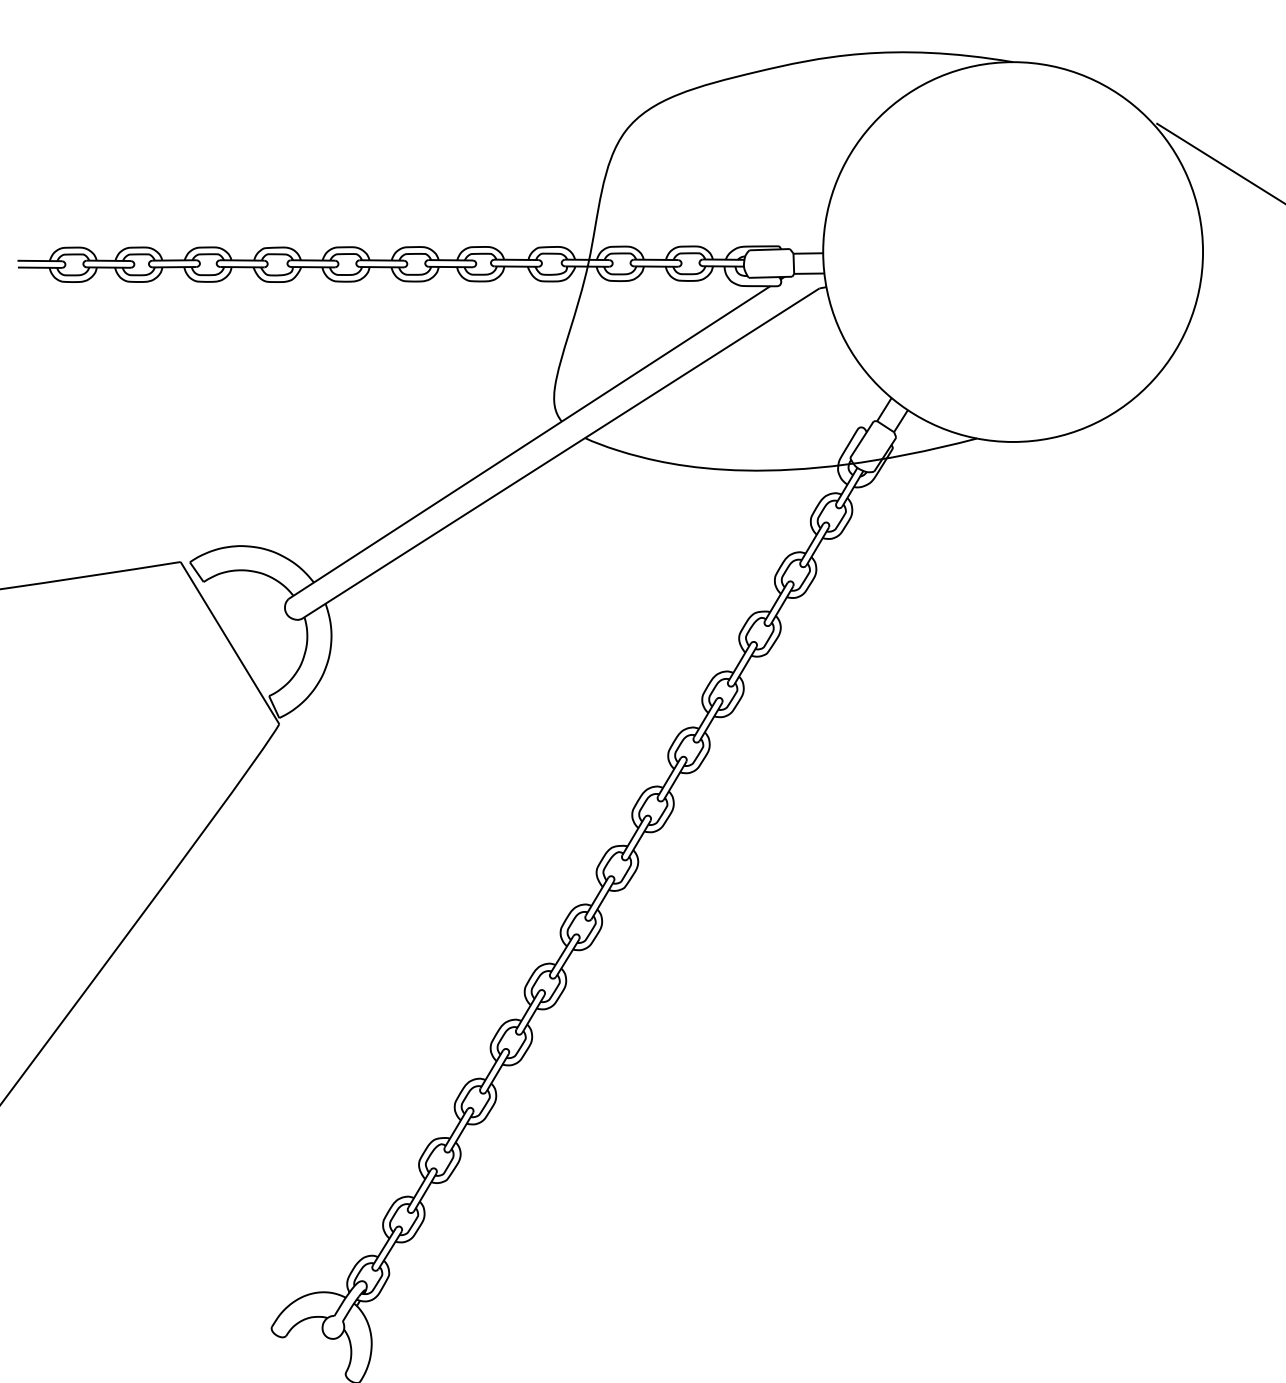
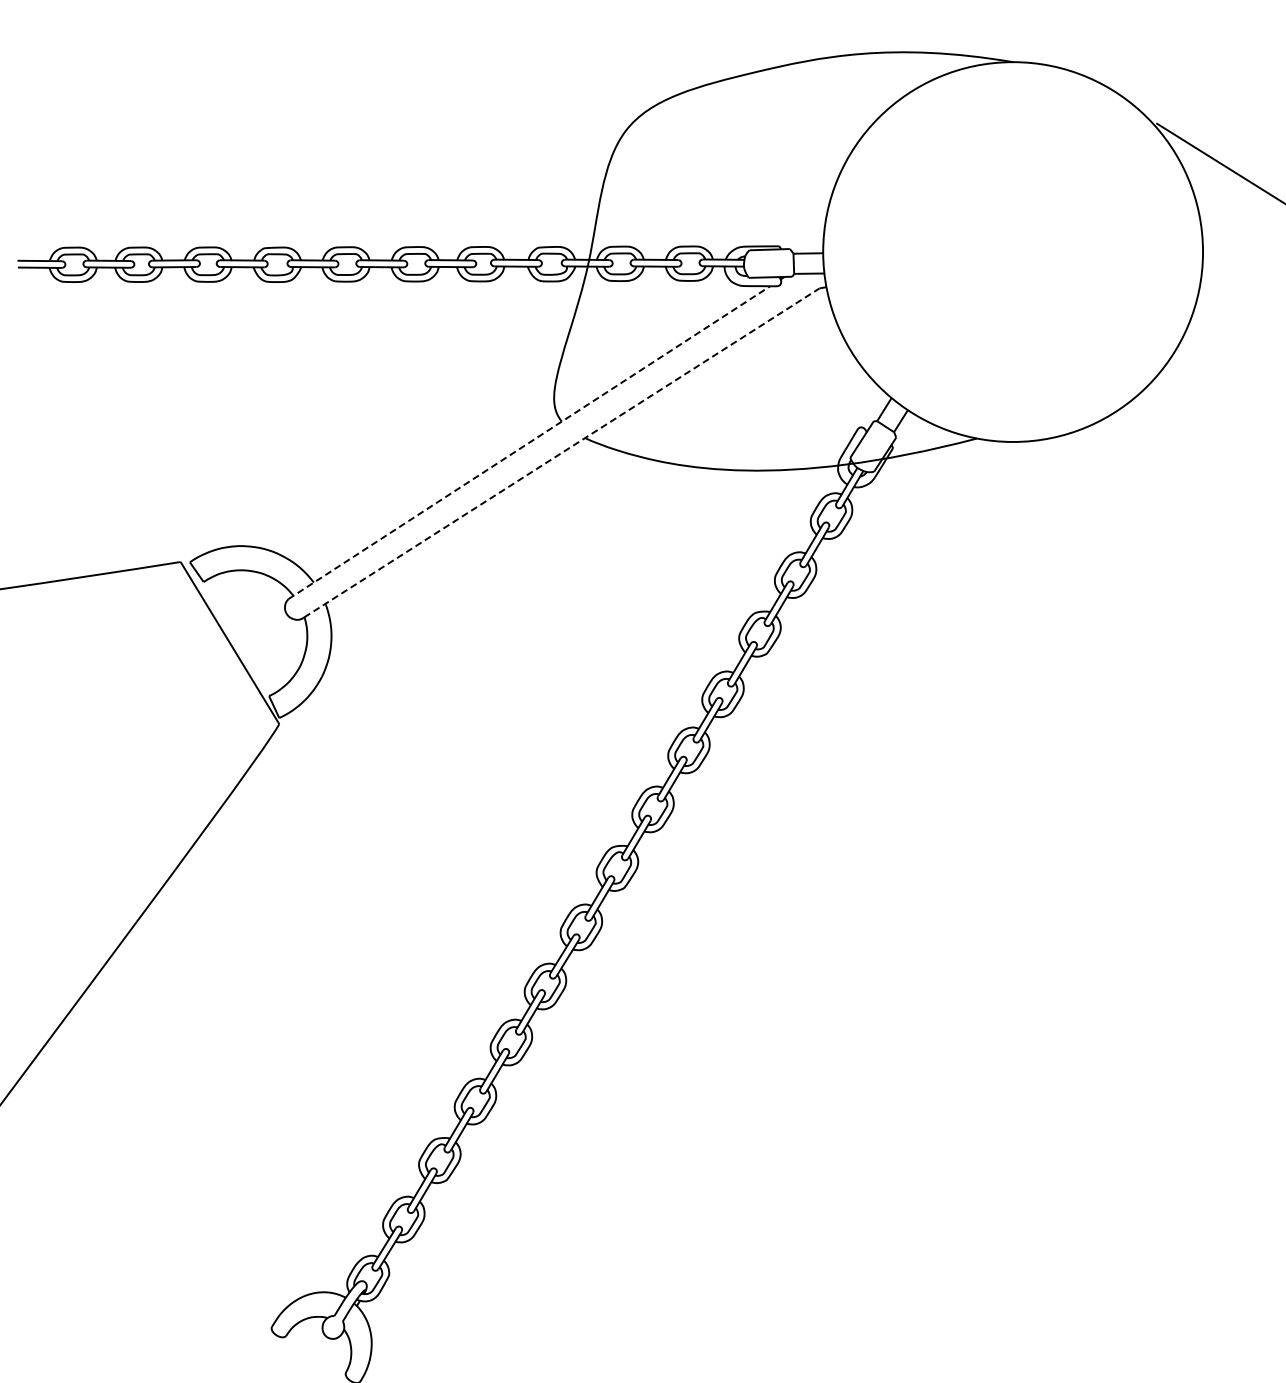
line: solid -> dashed (529, 442)
line: solid -> dashed (561, 452)
